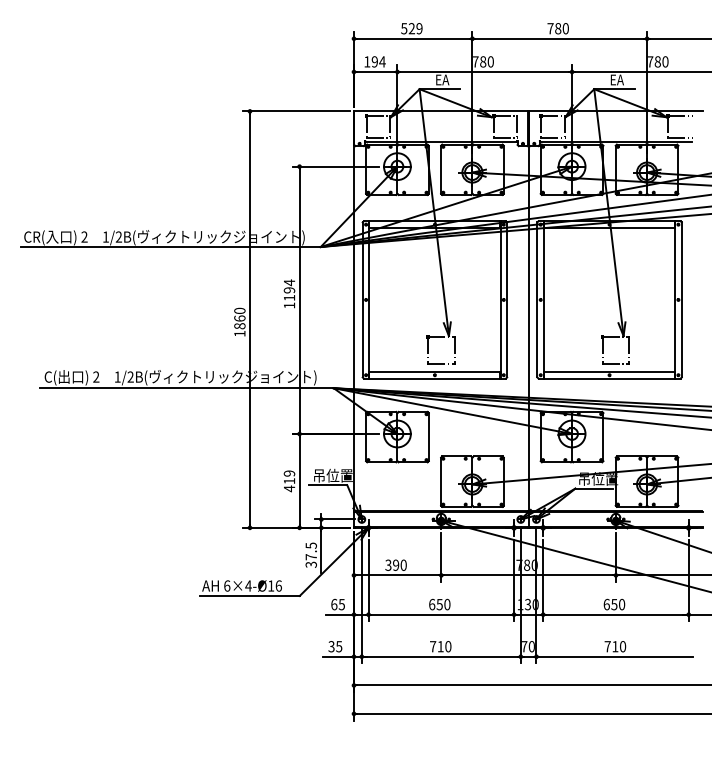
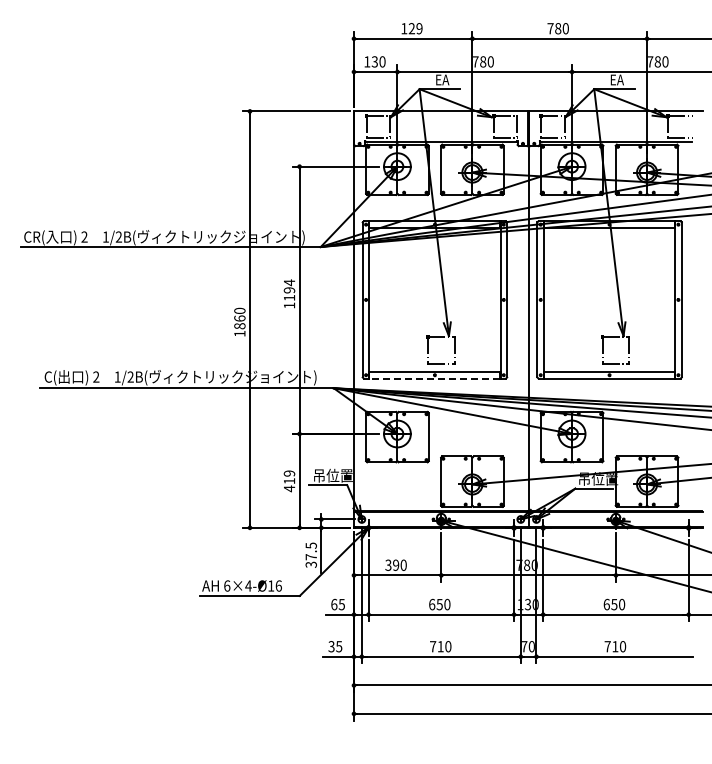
text: 529 -> 129 (404, 28)
text: 194 -> 130 (378, 61)
line: solid -> dashed (434, 378)
